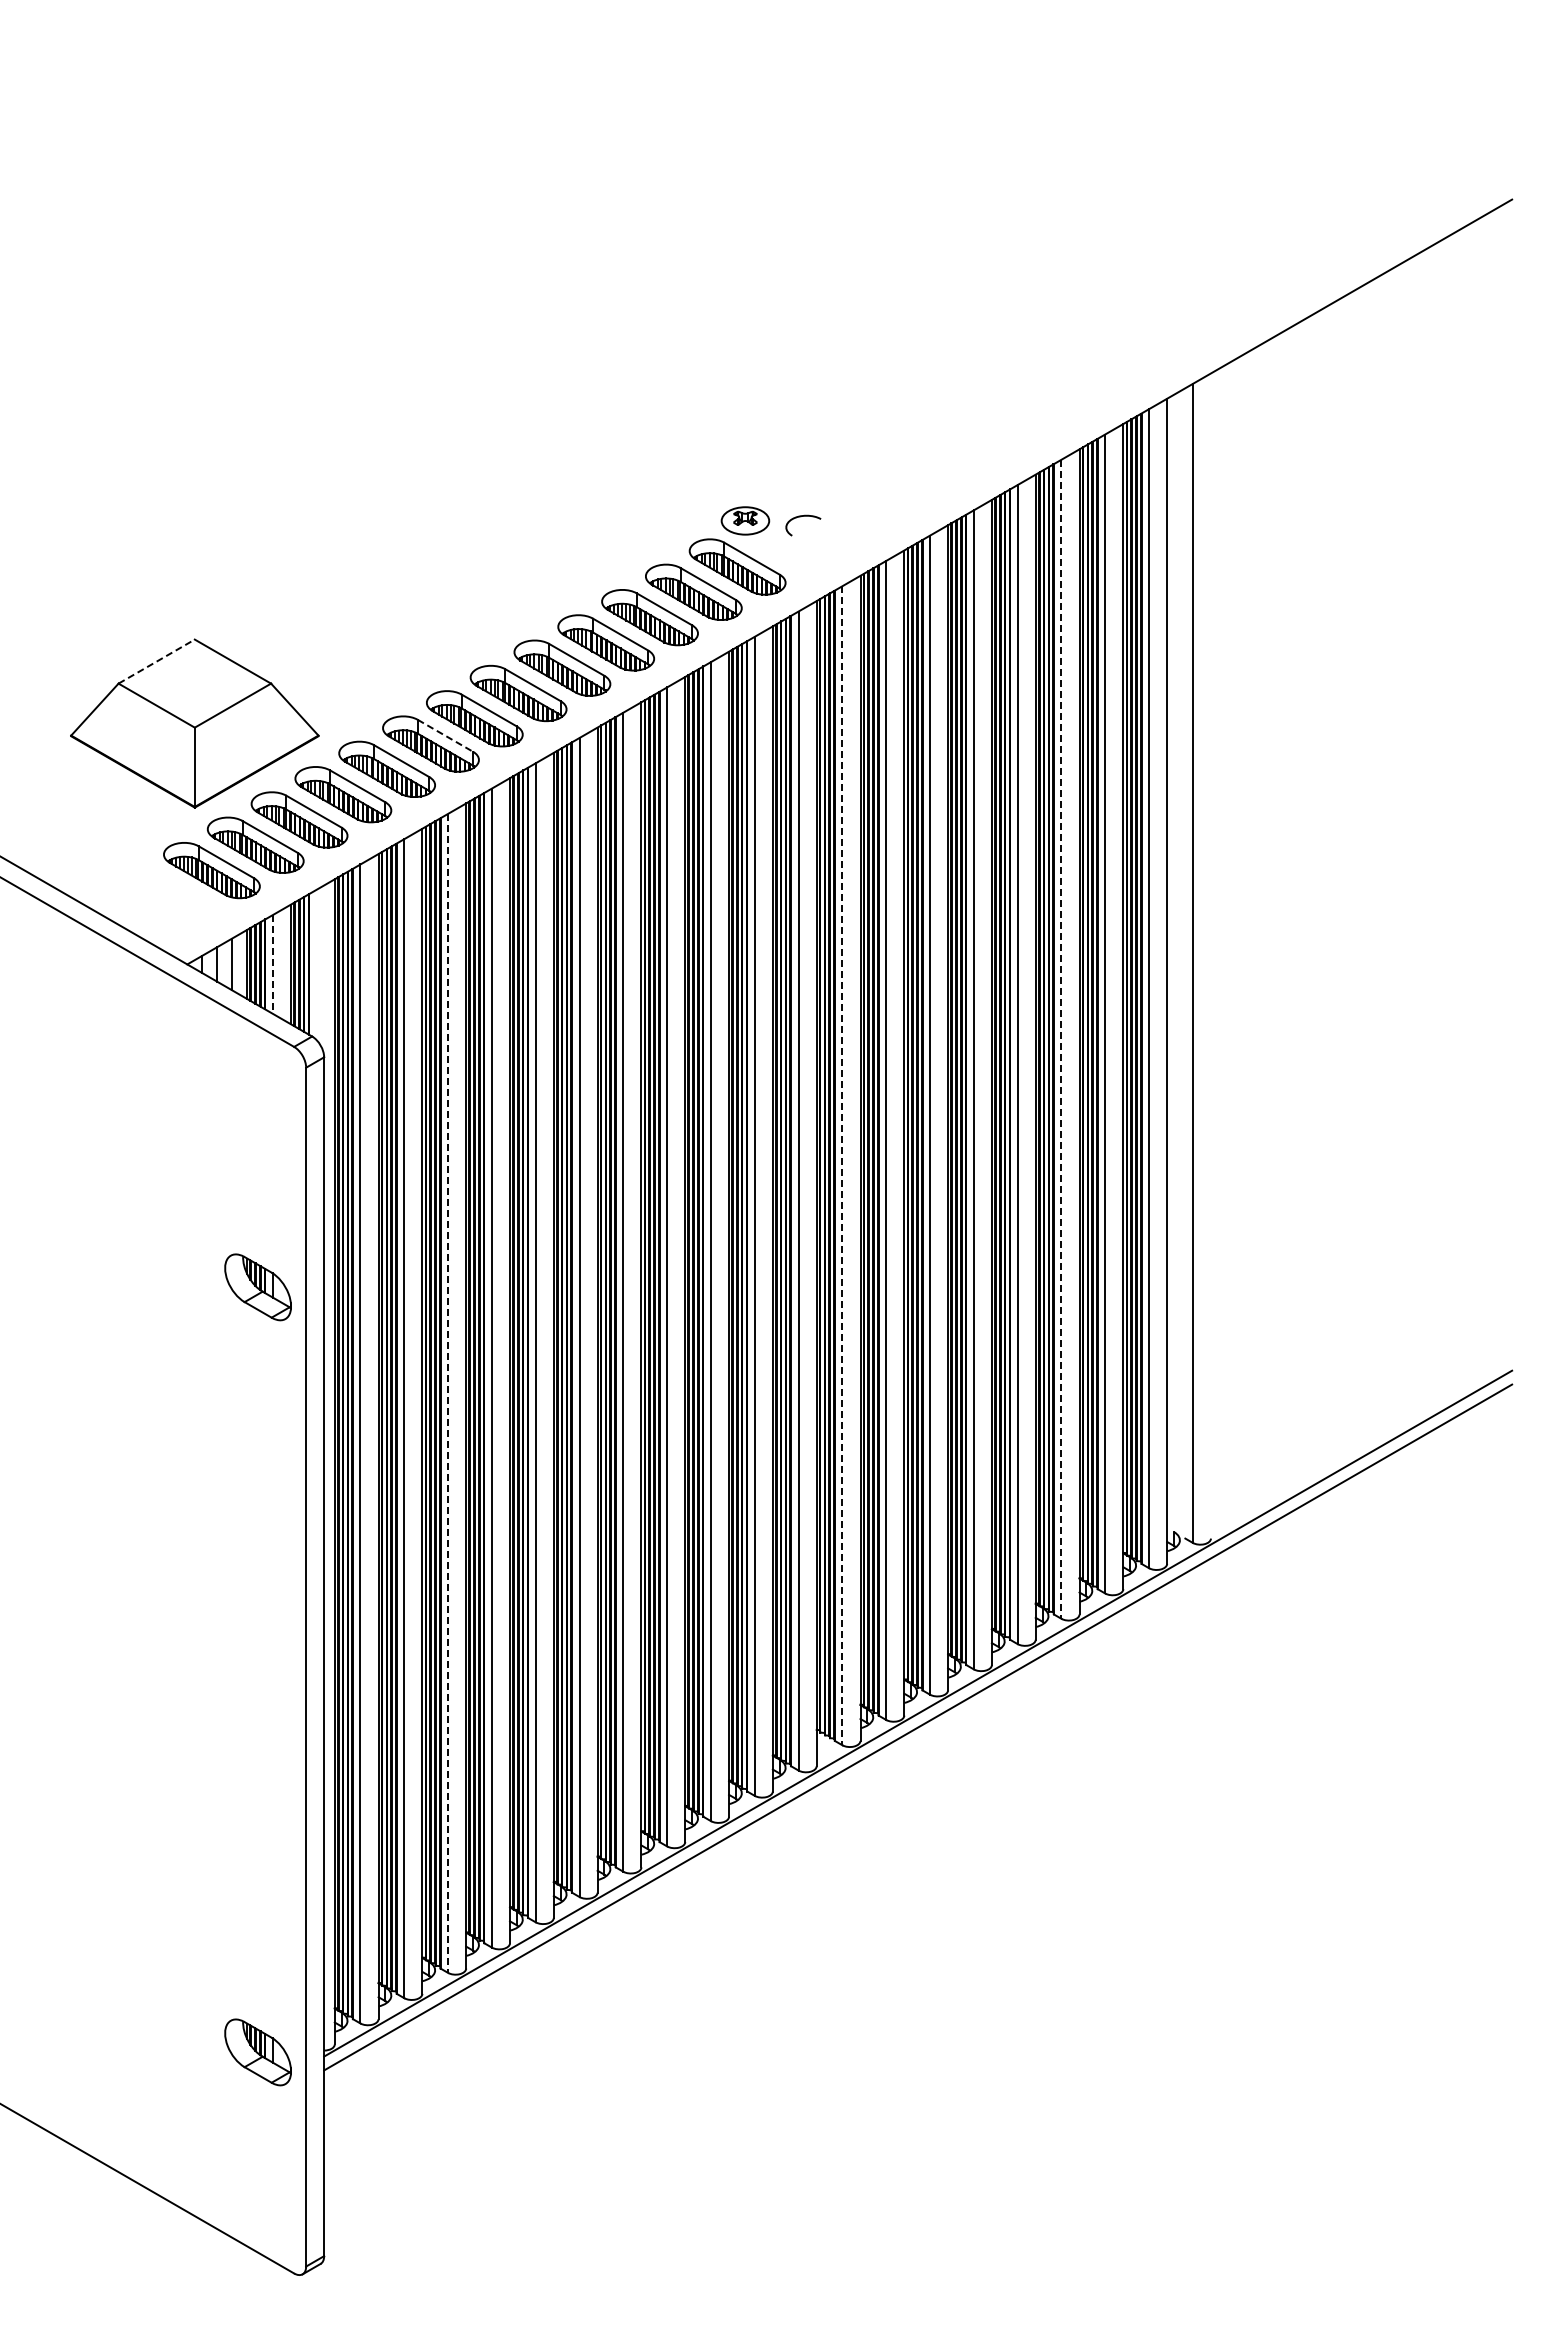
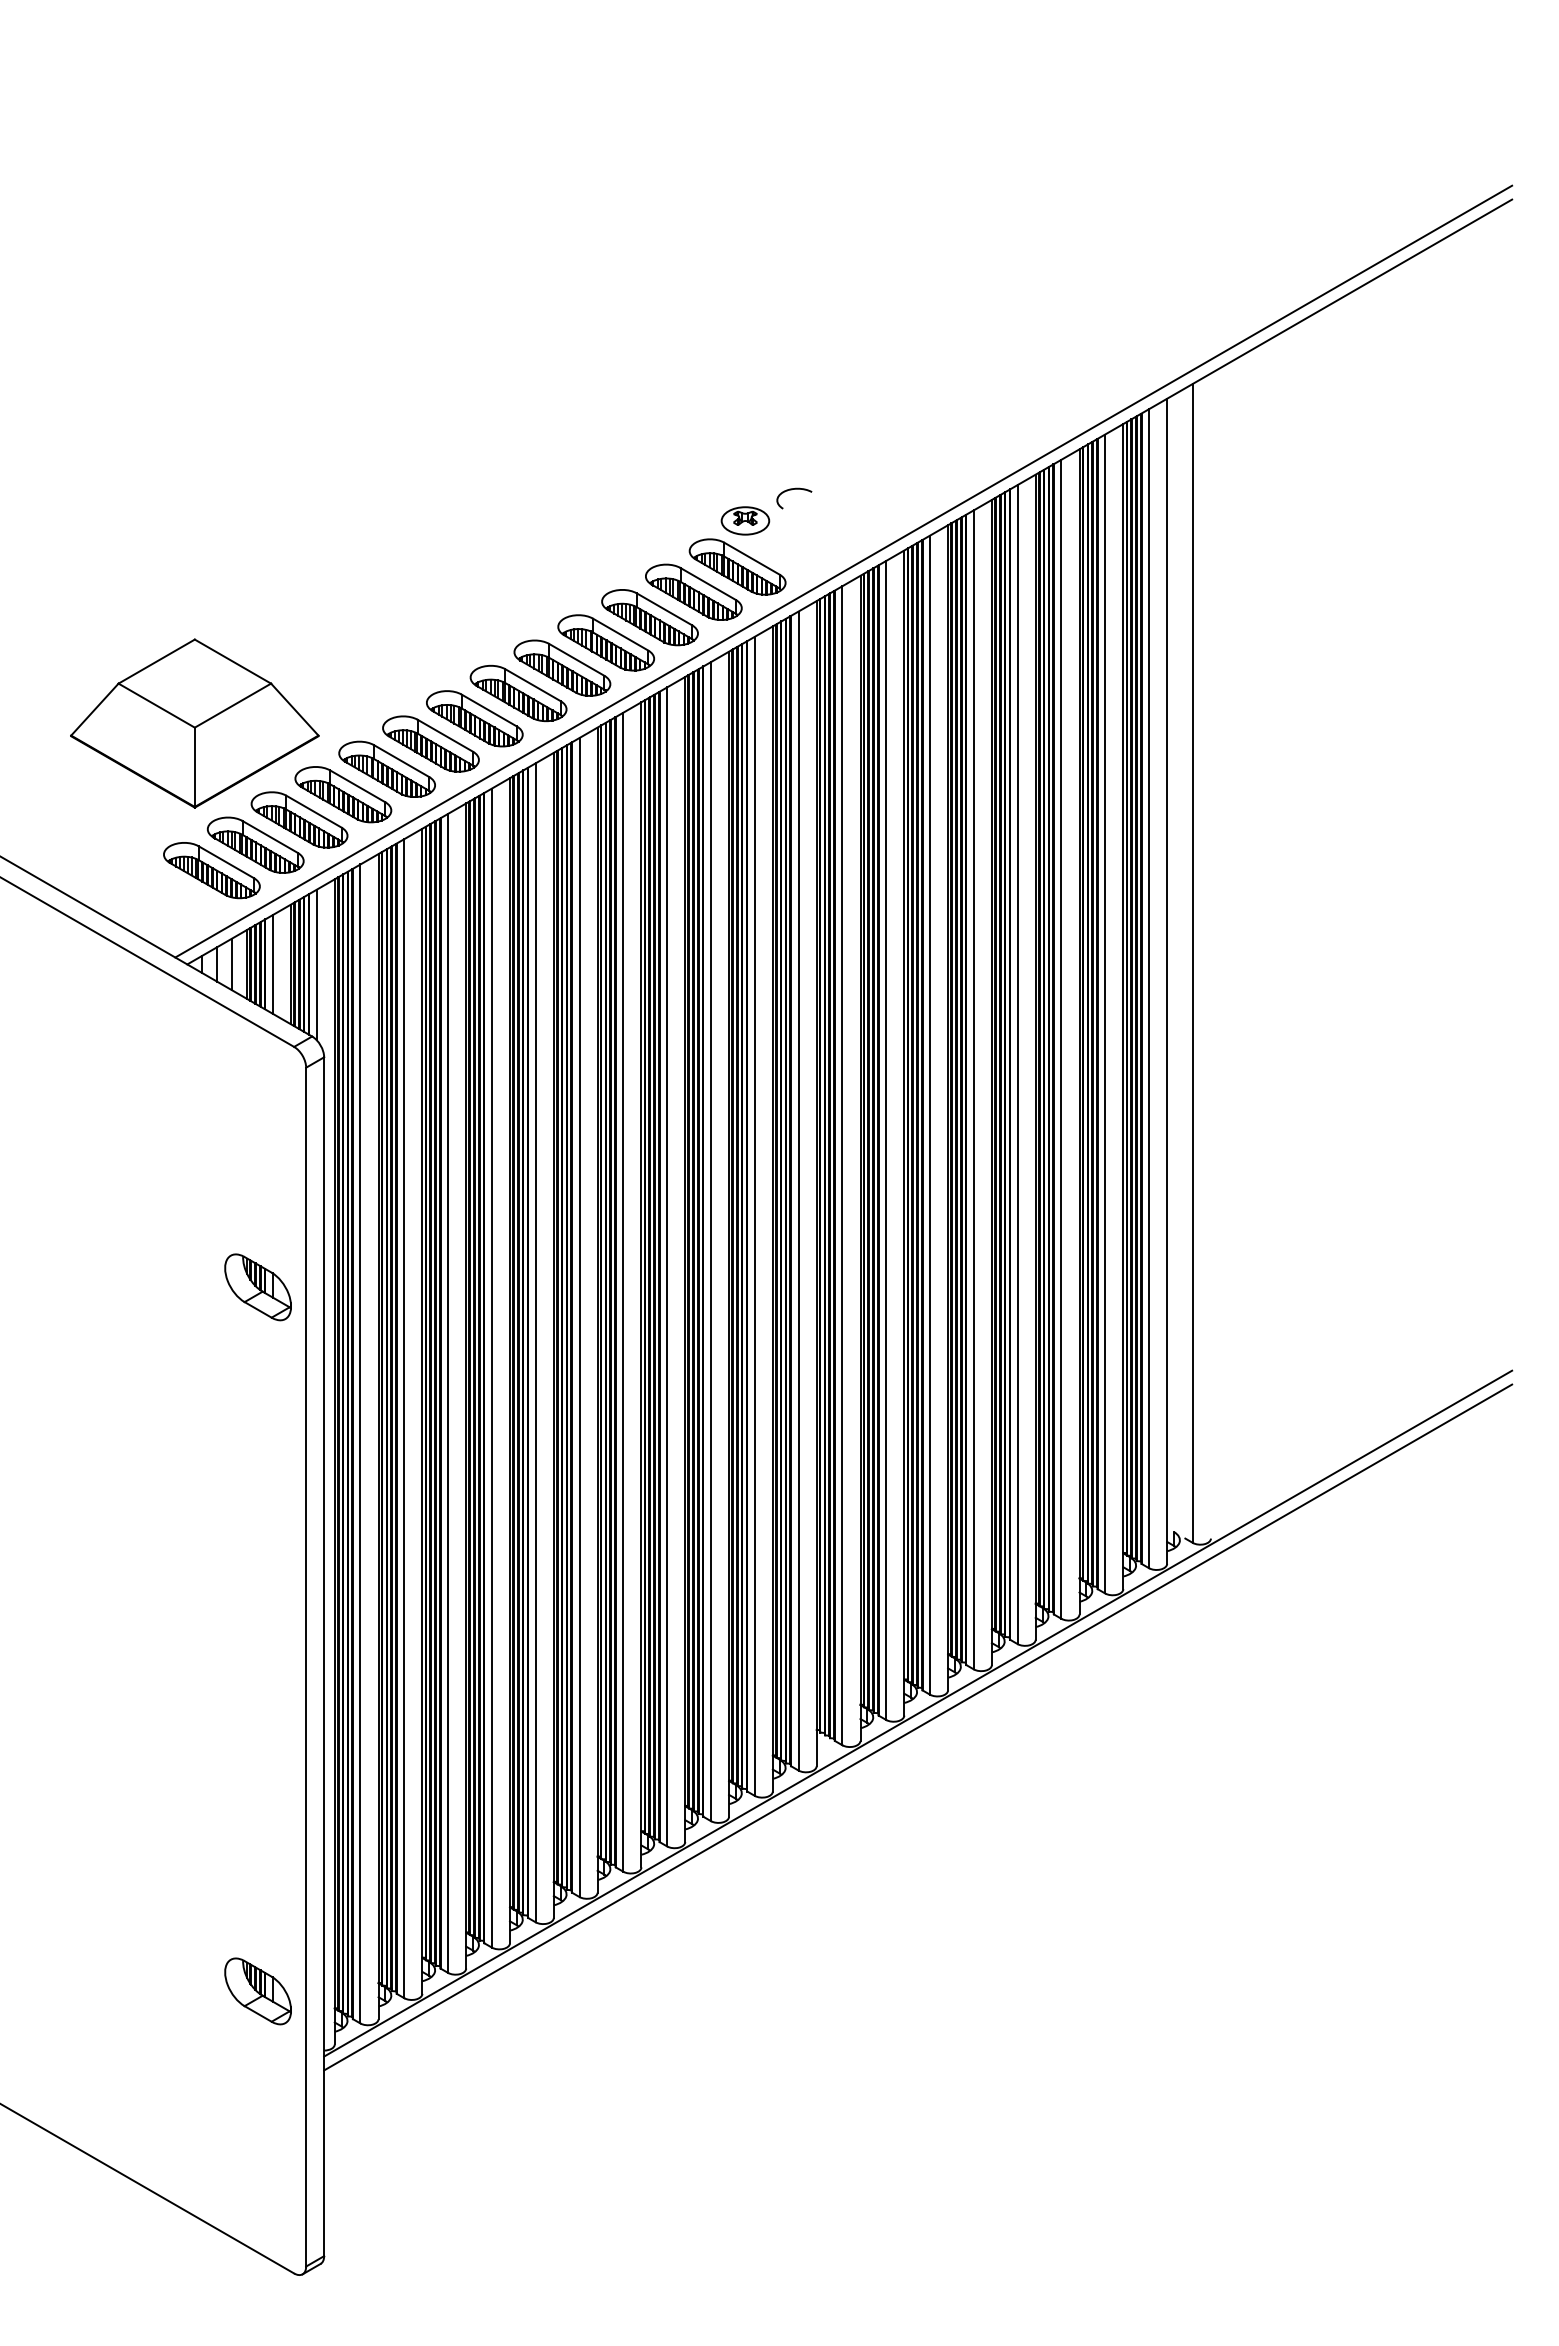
curve position: (800, 517) -> (791, 490) (791, 490)
line: none -> present (843, 571)
line: dashed -> solid (157, 661)
line: dashed -> solid (445, 735)
line: dashed -> solid (272, 964)
line: none -> present (316, 964)
line: dashed -> solid (1061, 1039)
line: dashed -> solid (842, 1166)
line: dashed -> solid (448, 1393)
part position: (257, 2052) -> (257, 1991) (257, 1991)
